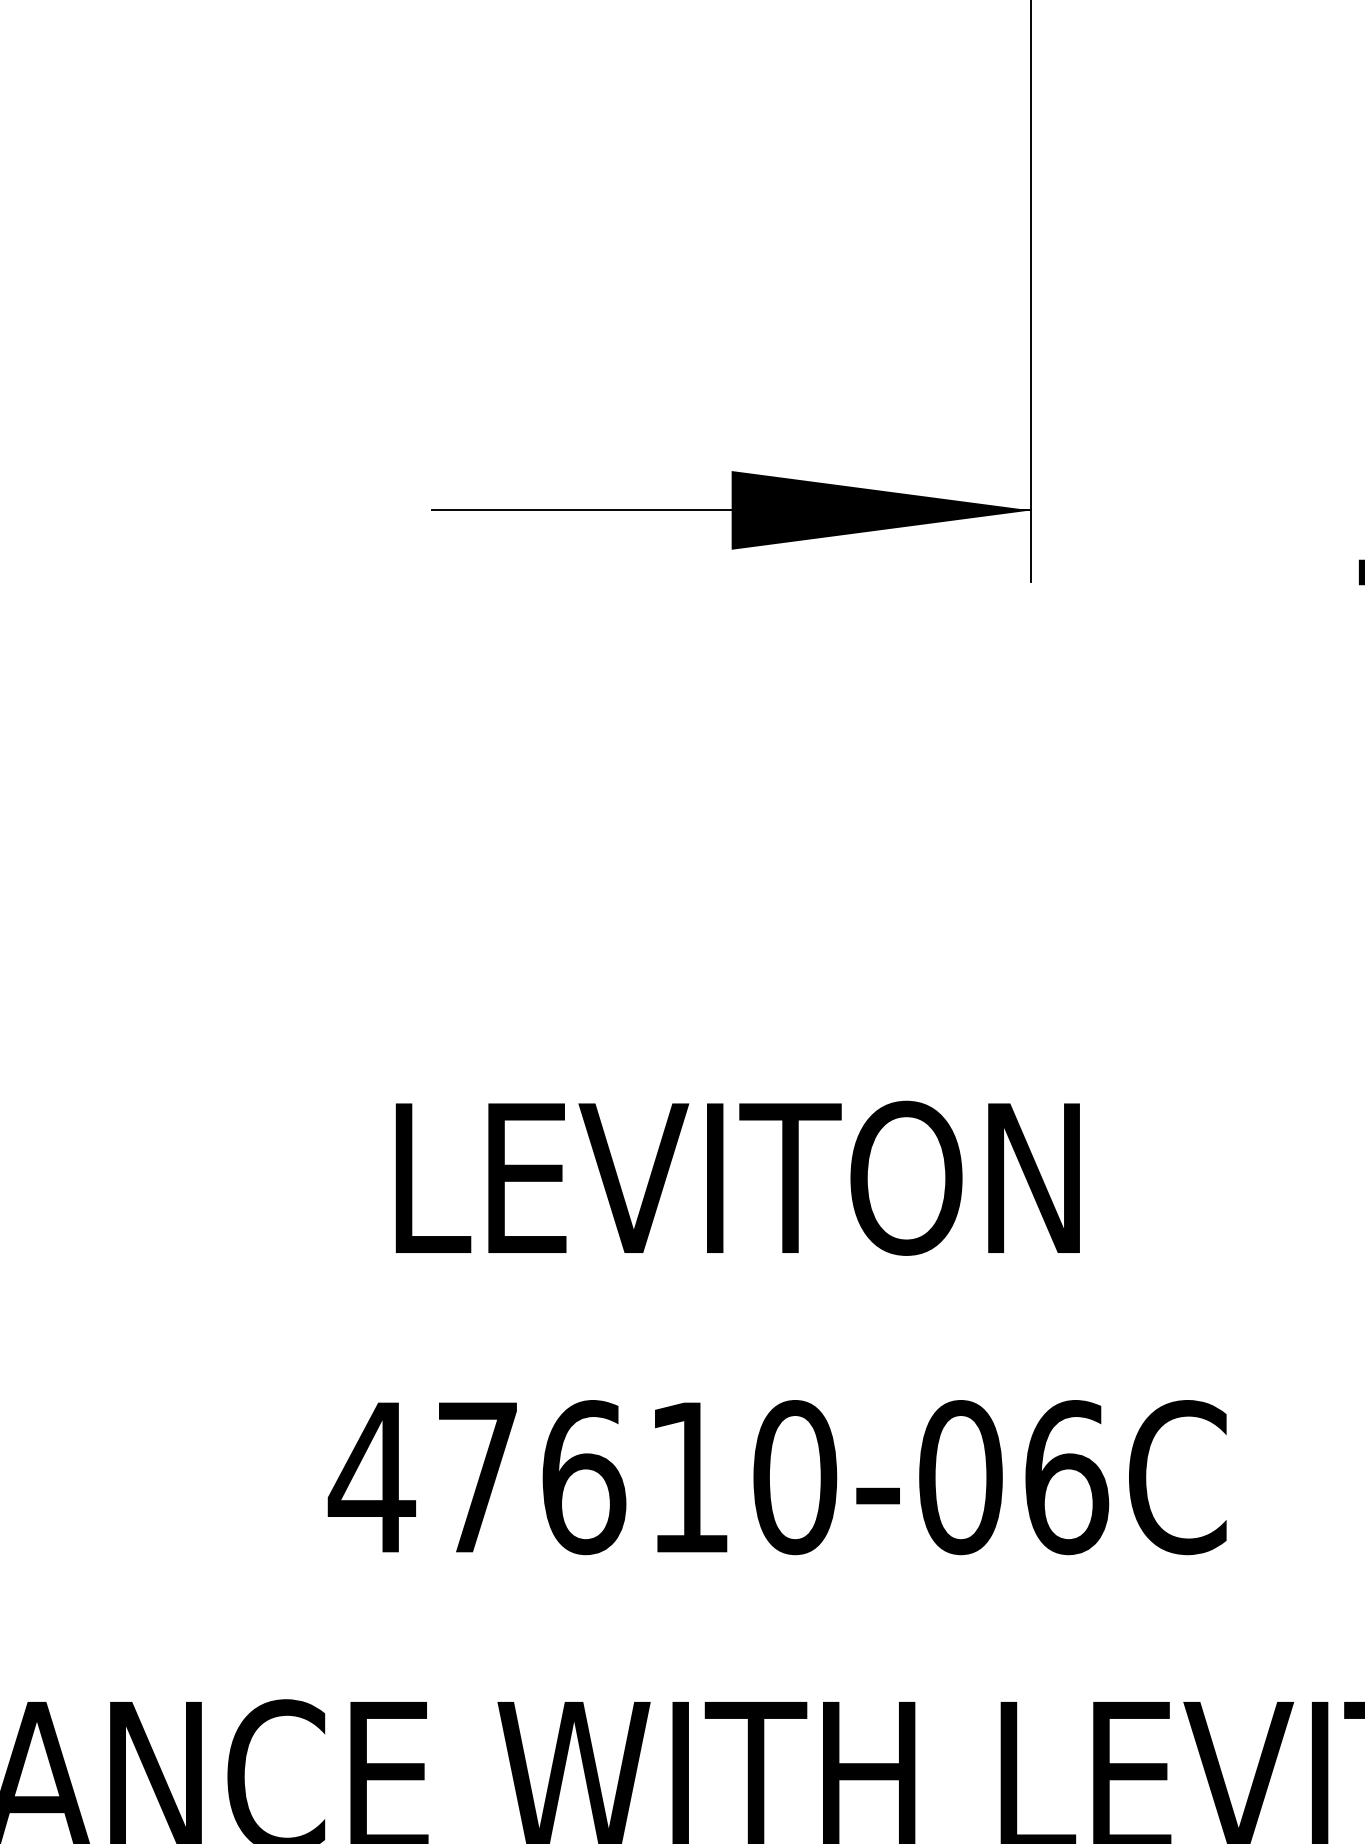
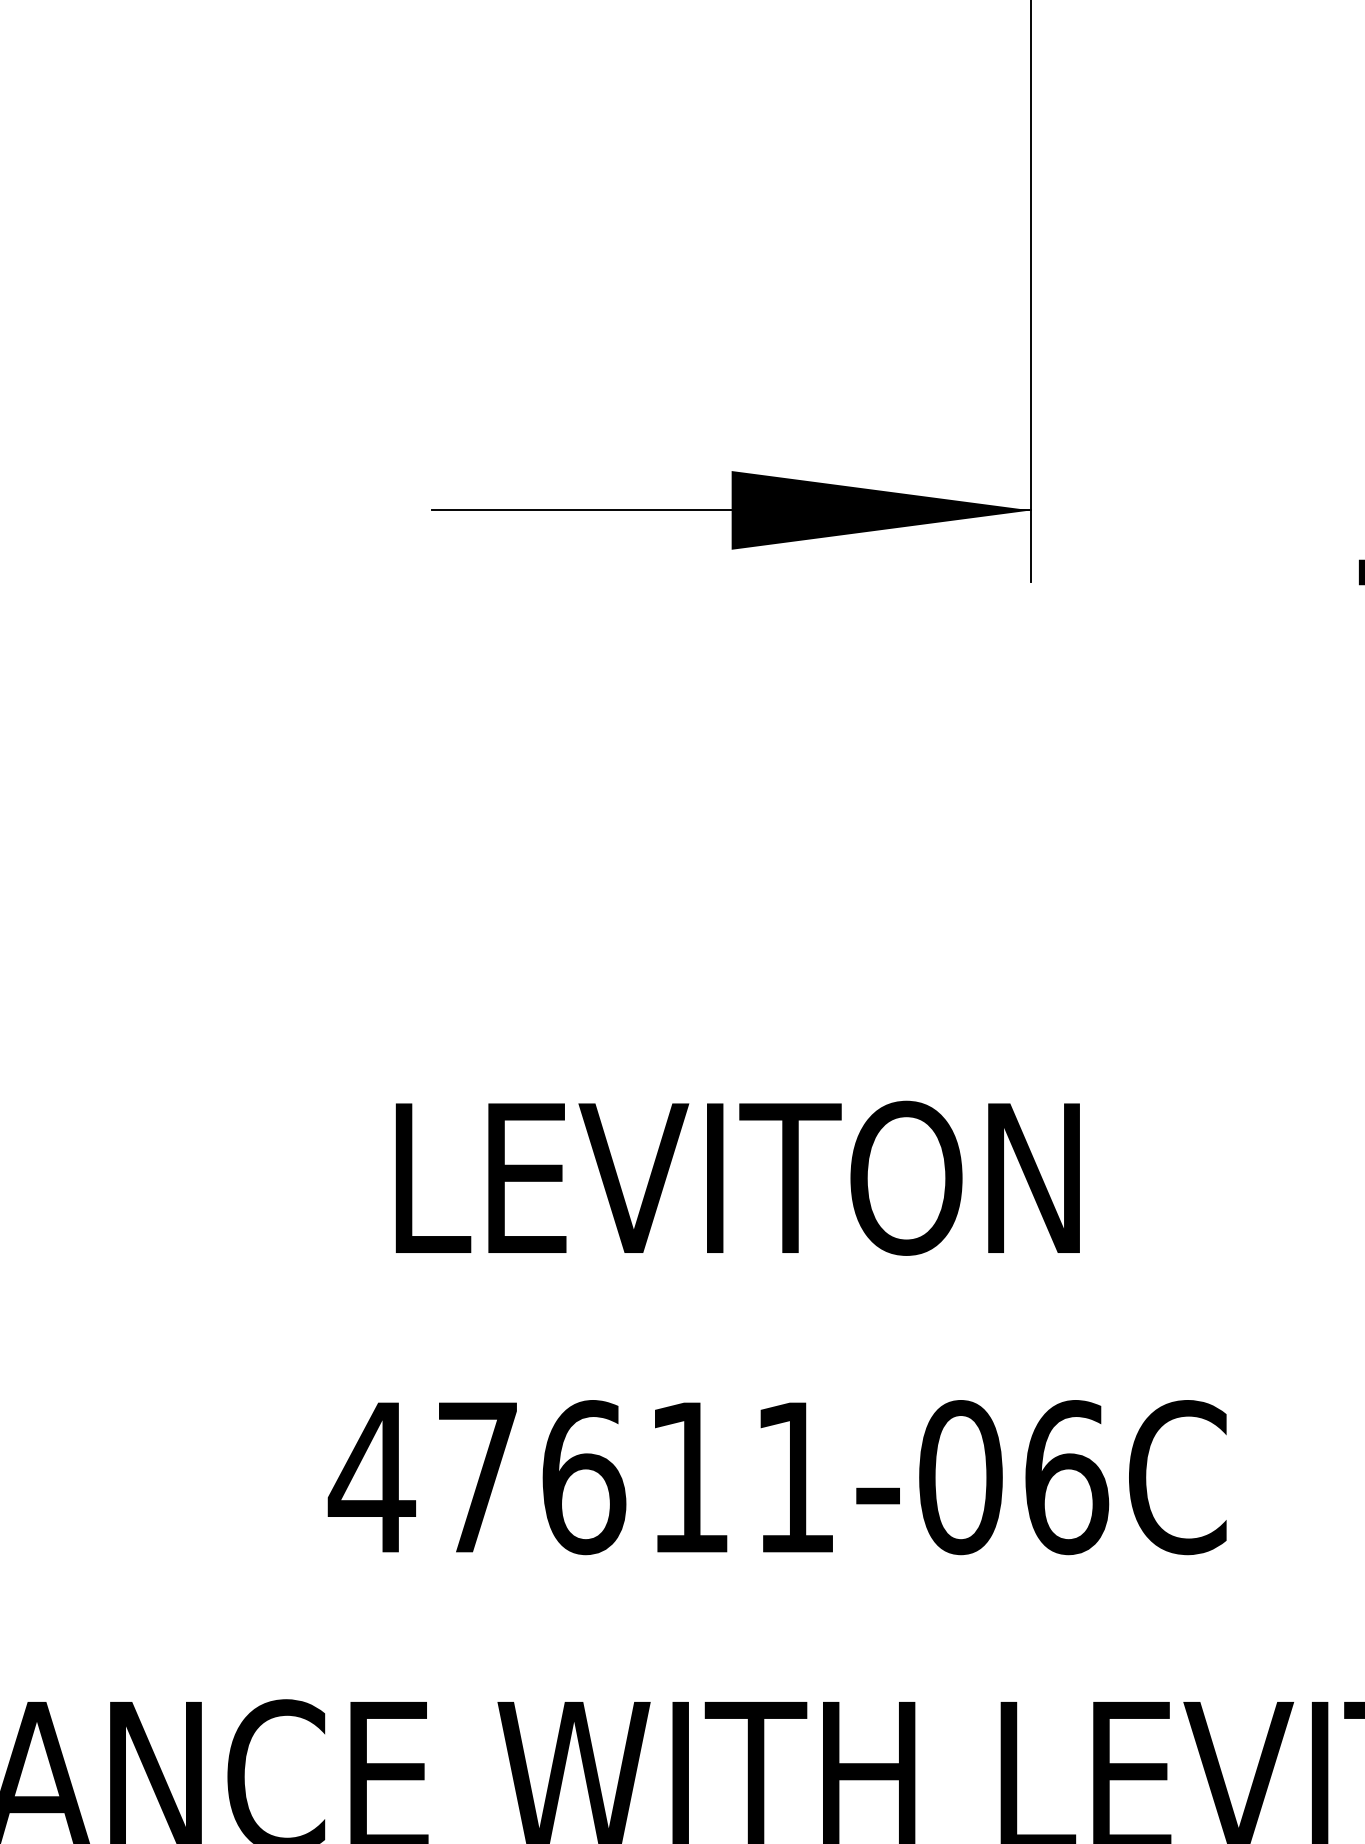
text: 47610-06C -> 47611-06C (795, 1477)
